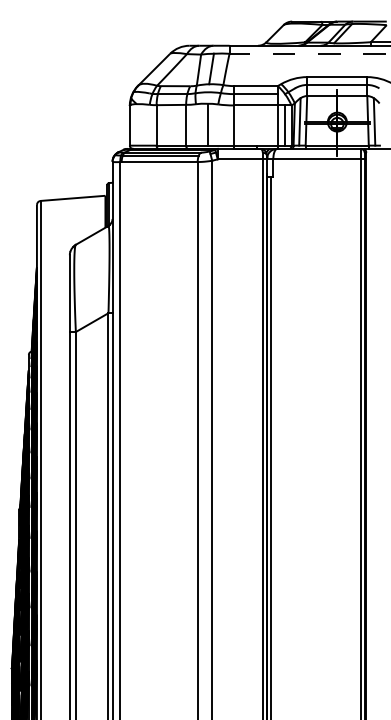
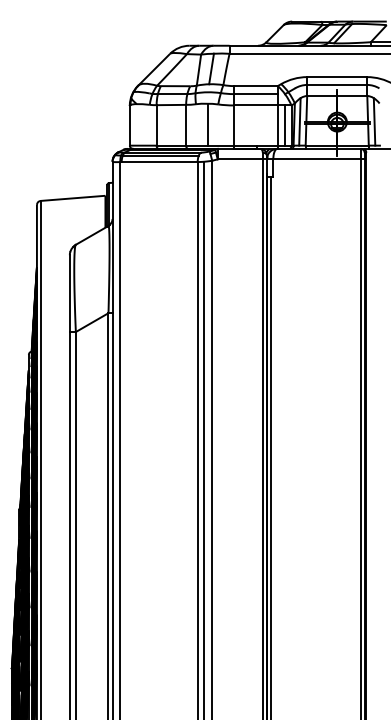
line: dashed -> solid (309, 53)
line: none -> present (204, 438)
